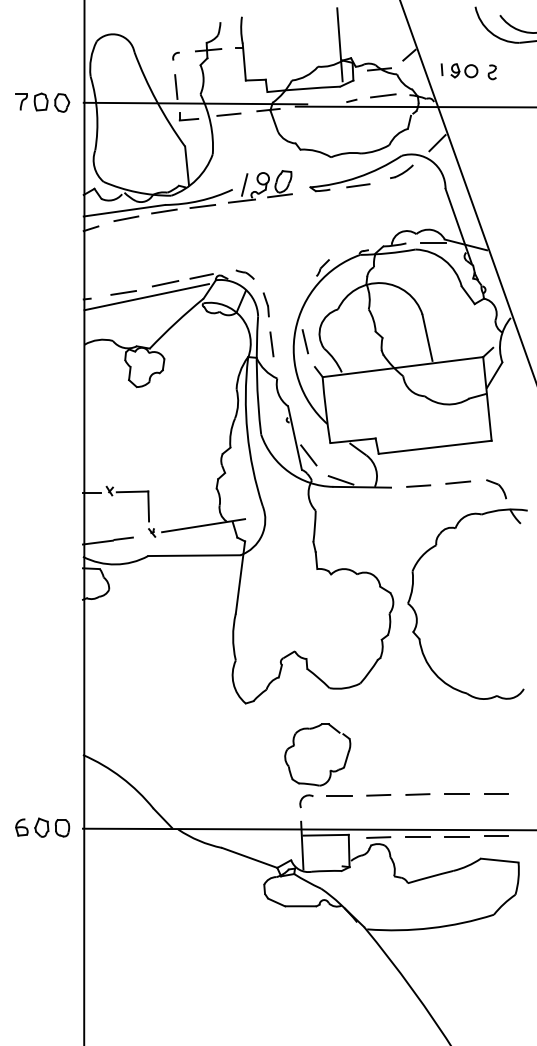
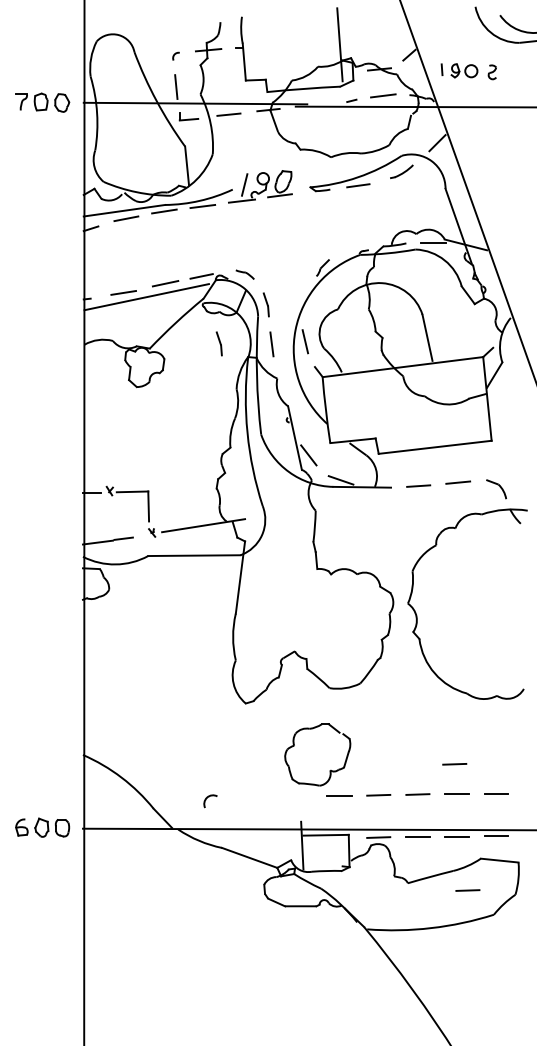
part: none -> present (218, 343)
line: none -> present (454, 764)
arc position: (305, 797) -> (209, 797) (209, 797)
line: none -> present (467, 890)
